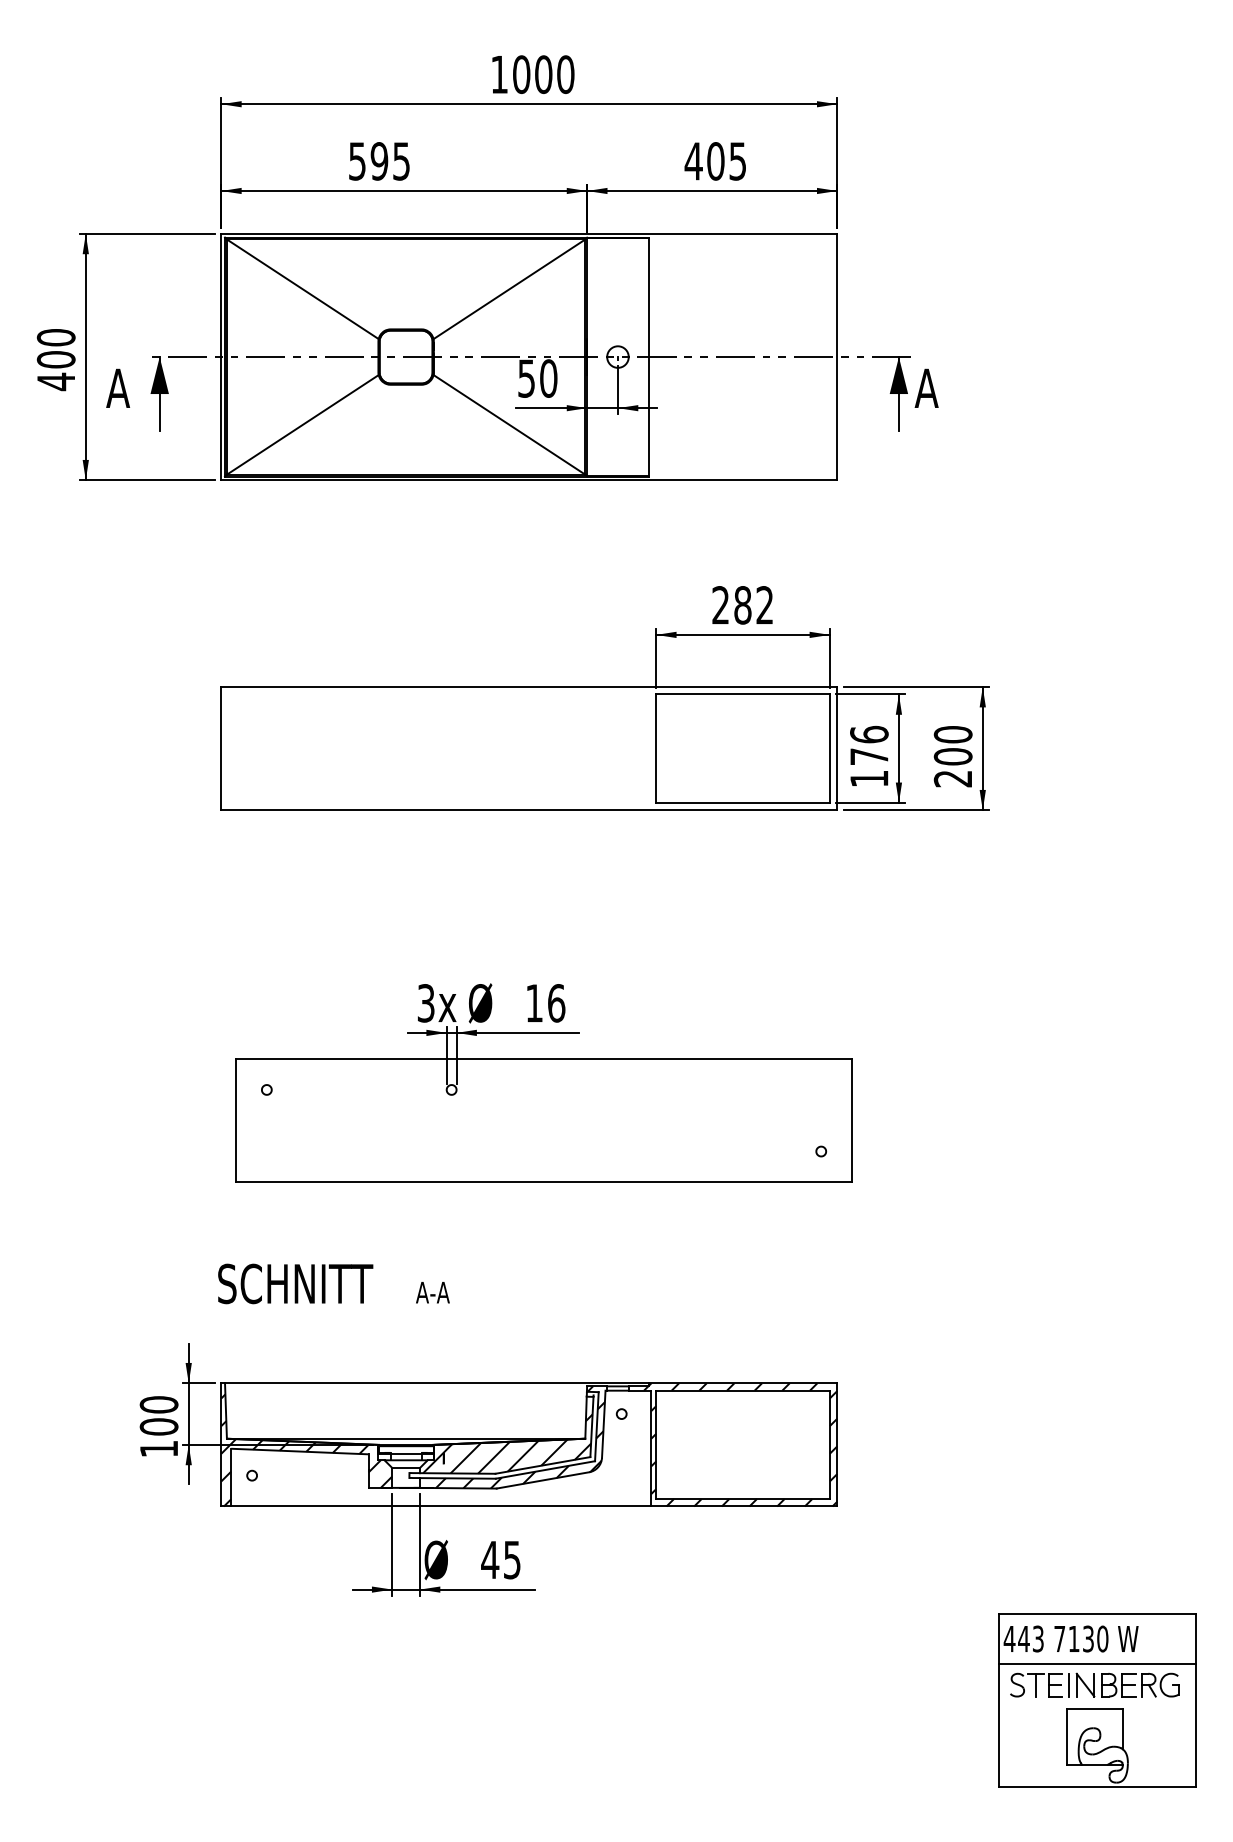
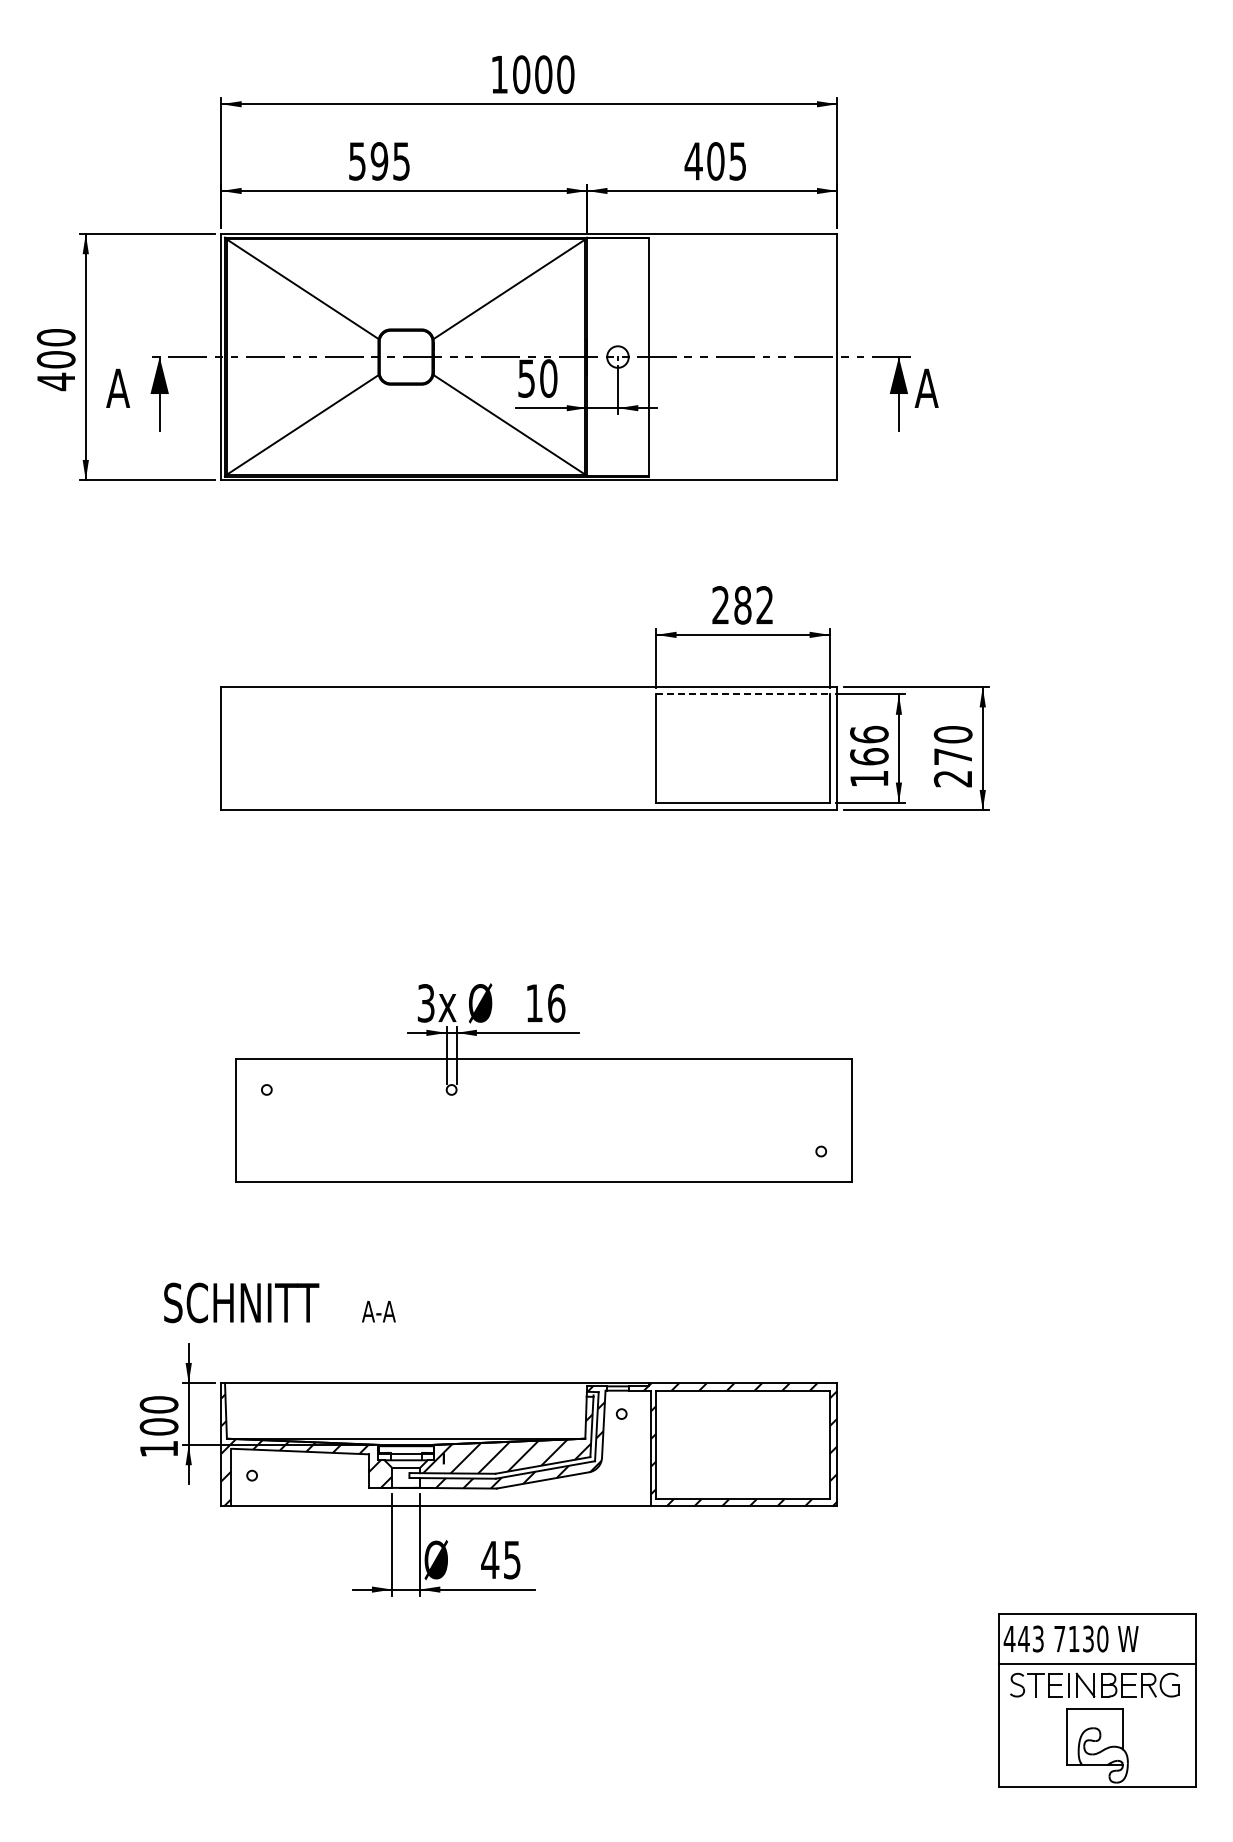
line: solid -> dashed (743, 694)
text: 176 -> 166 (869, 756)
text: 200 -> 270 (952, 756)
text position: (333, 1283) -> (279, 1302) (279, 1302)
